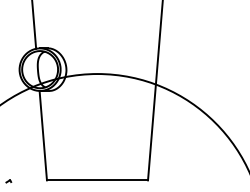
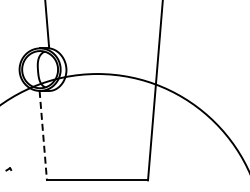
line position: (34, 25) -> (47, 24) (47, 24)
line: solid -> dashed (43, 135)
part position: (8, 181) -> (8, 169) (8, 169)
